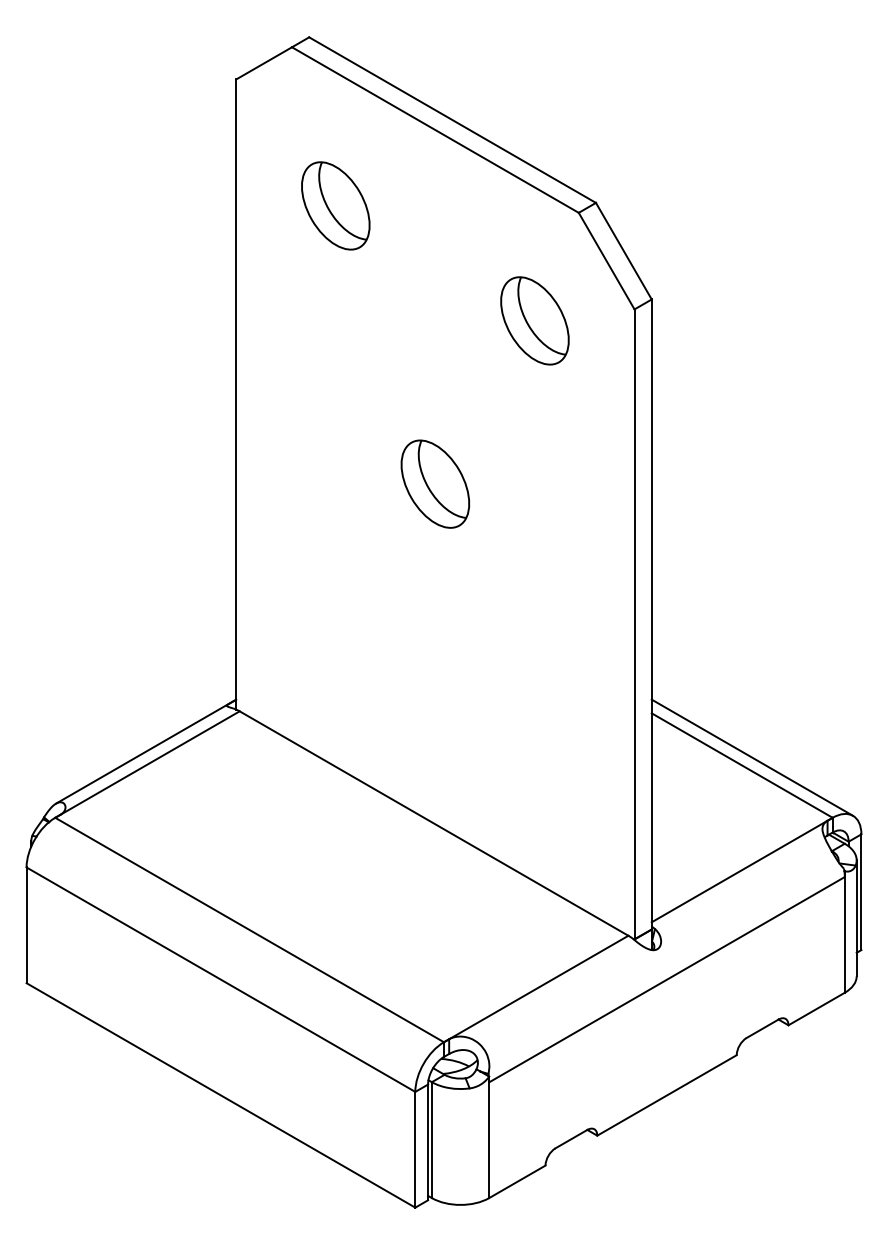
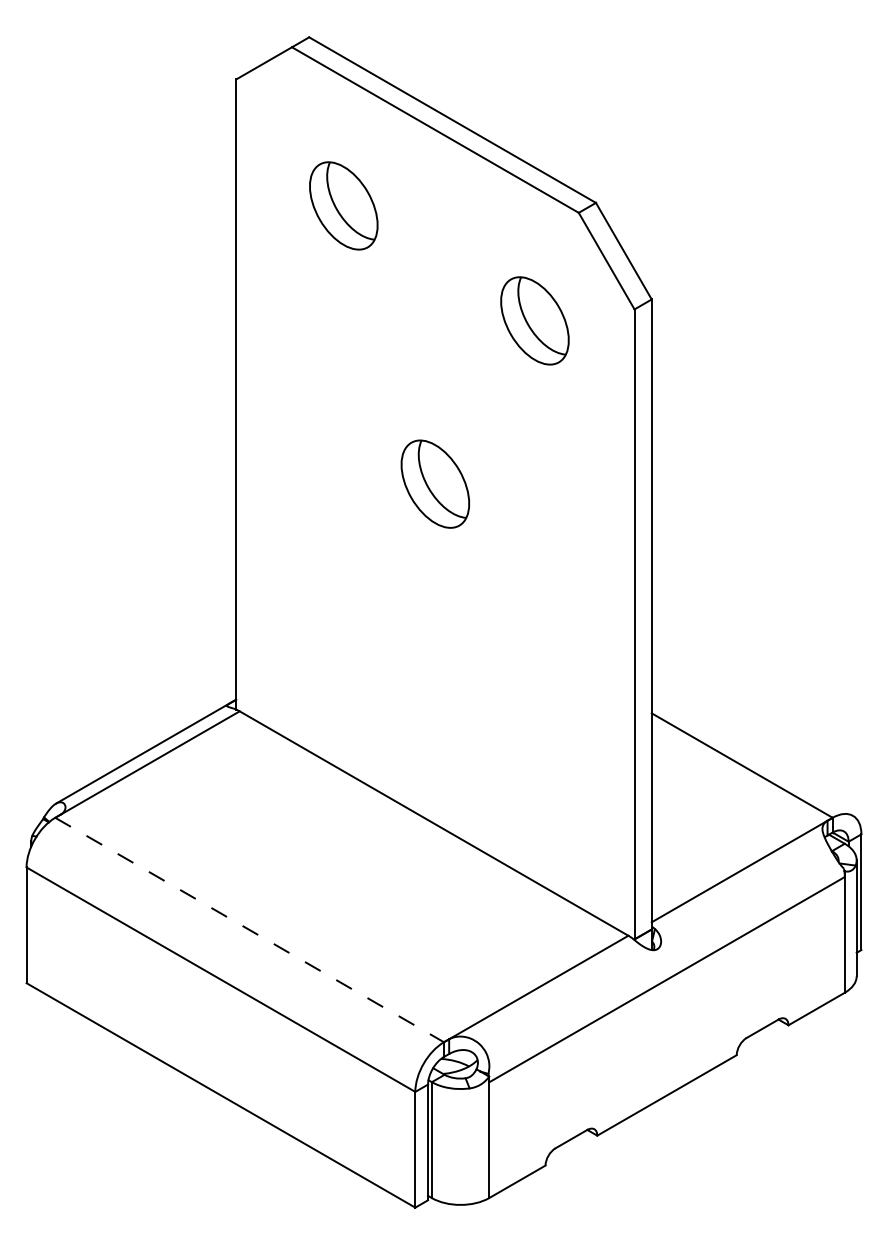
part position: (335, 205) -> (343, 205) (343, 205)
line: present -> none (751, 757)
line: solid -> dashed (250, 930)
